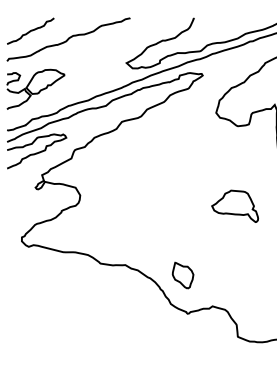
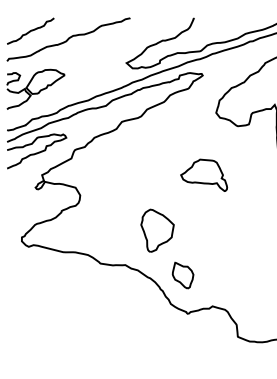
part position: (234, 205) -> (203, 174) (203, 174)
part: none -> present (157, 230)
